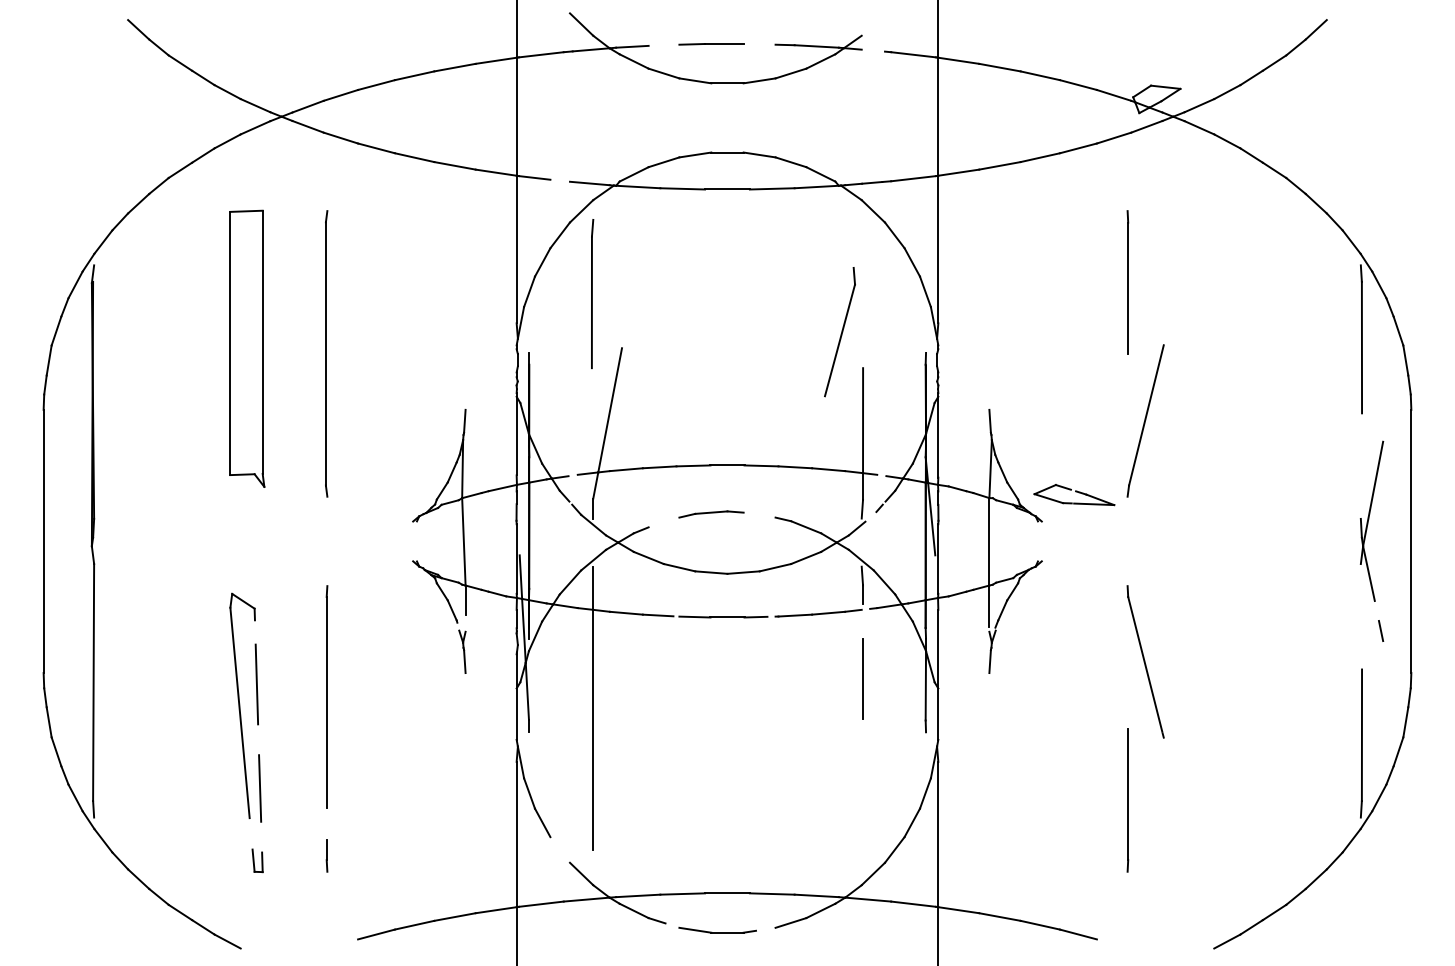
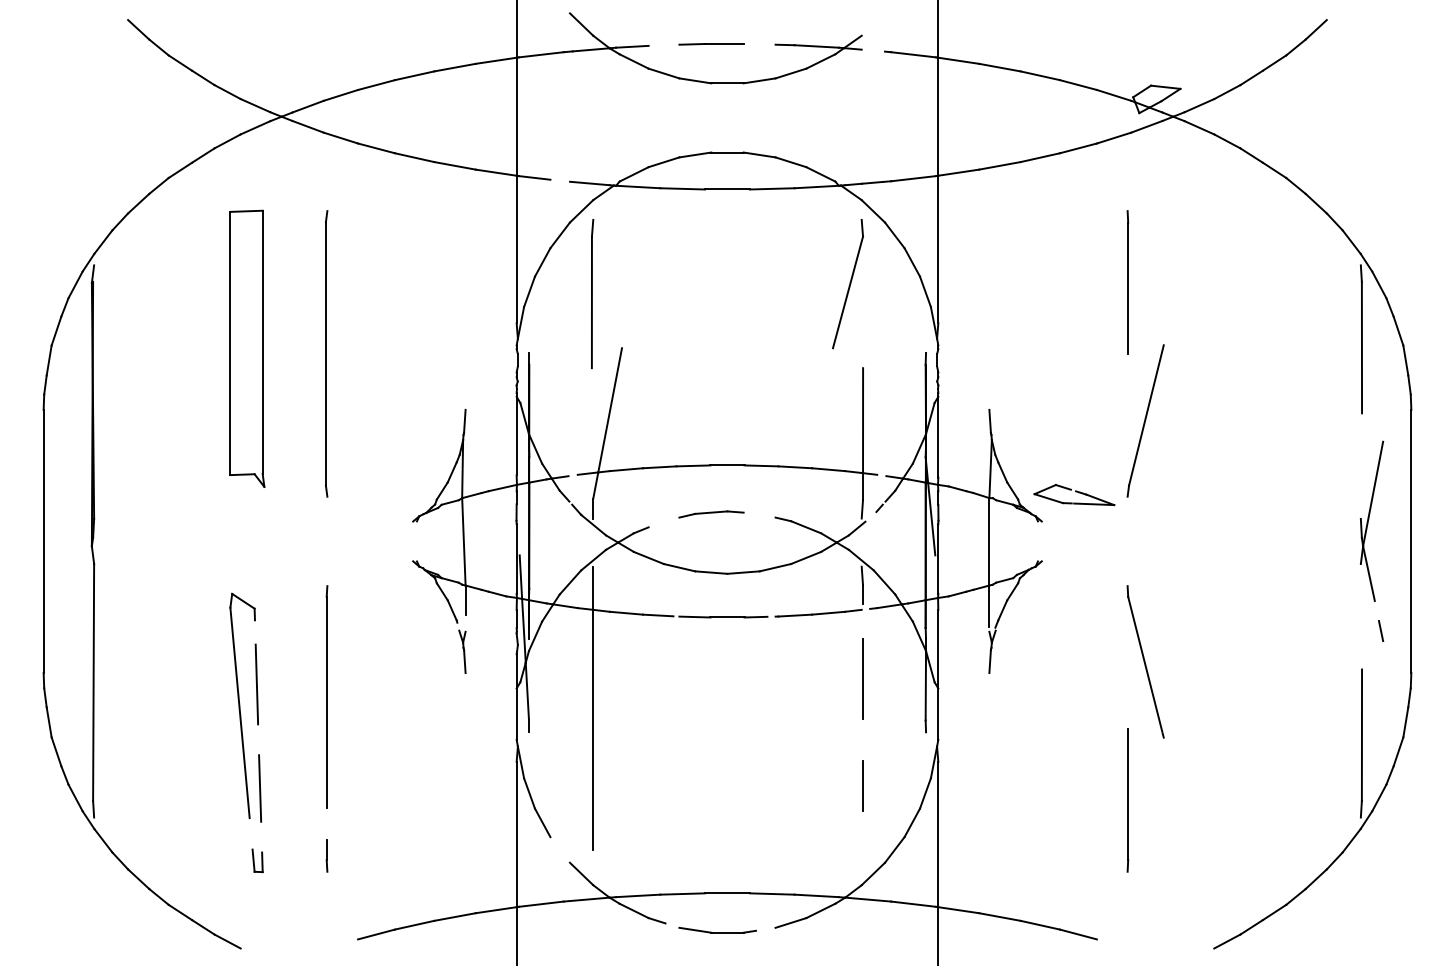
part position: (839, 332) -> (847, 284) (847, 284)
line: none -> present (863, 785)
